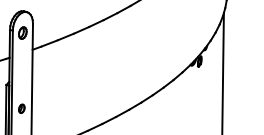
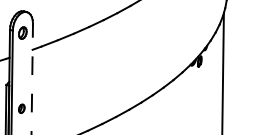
line: solid -> dashed (32, 78)
